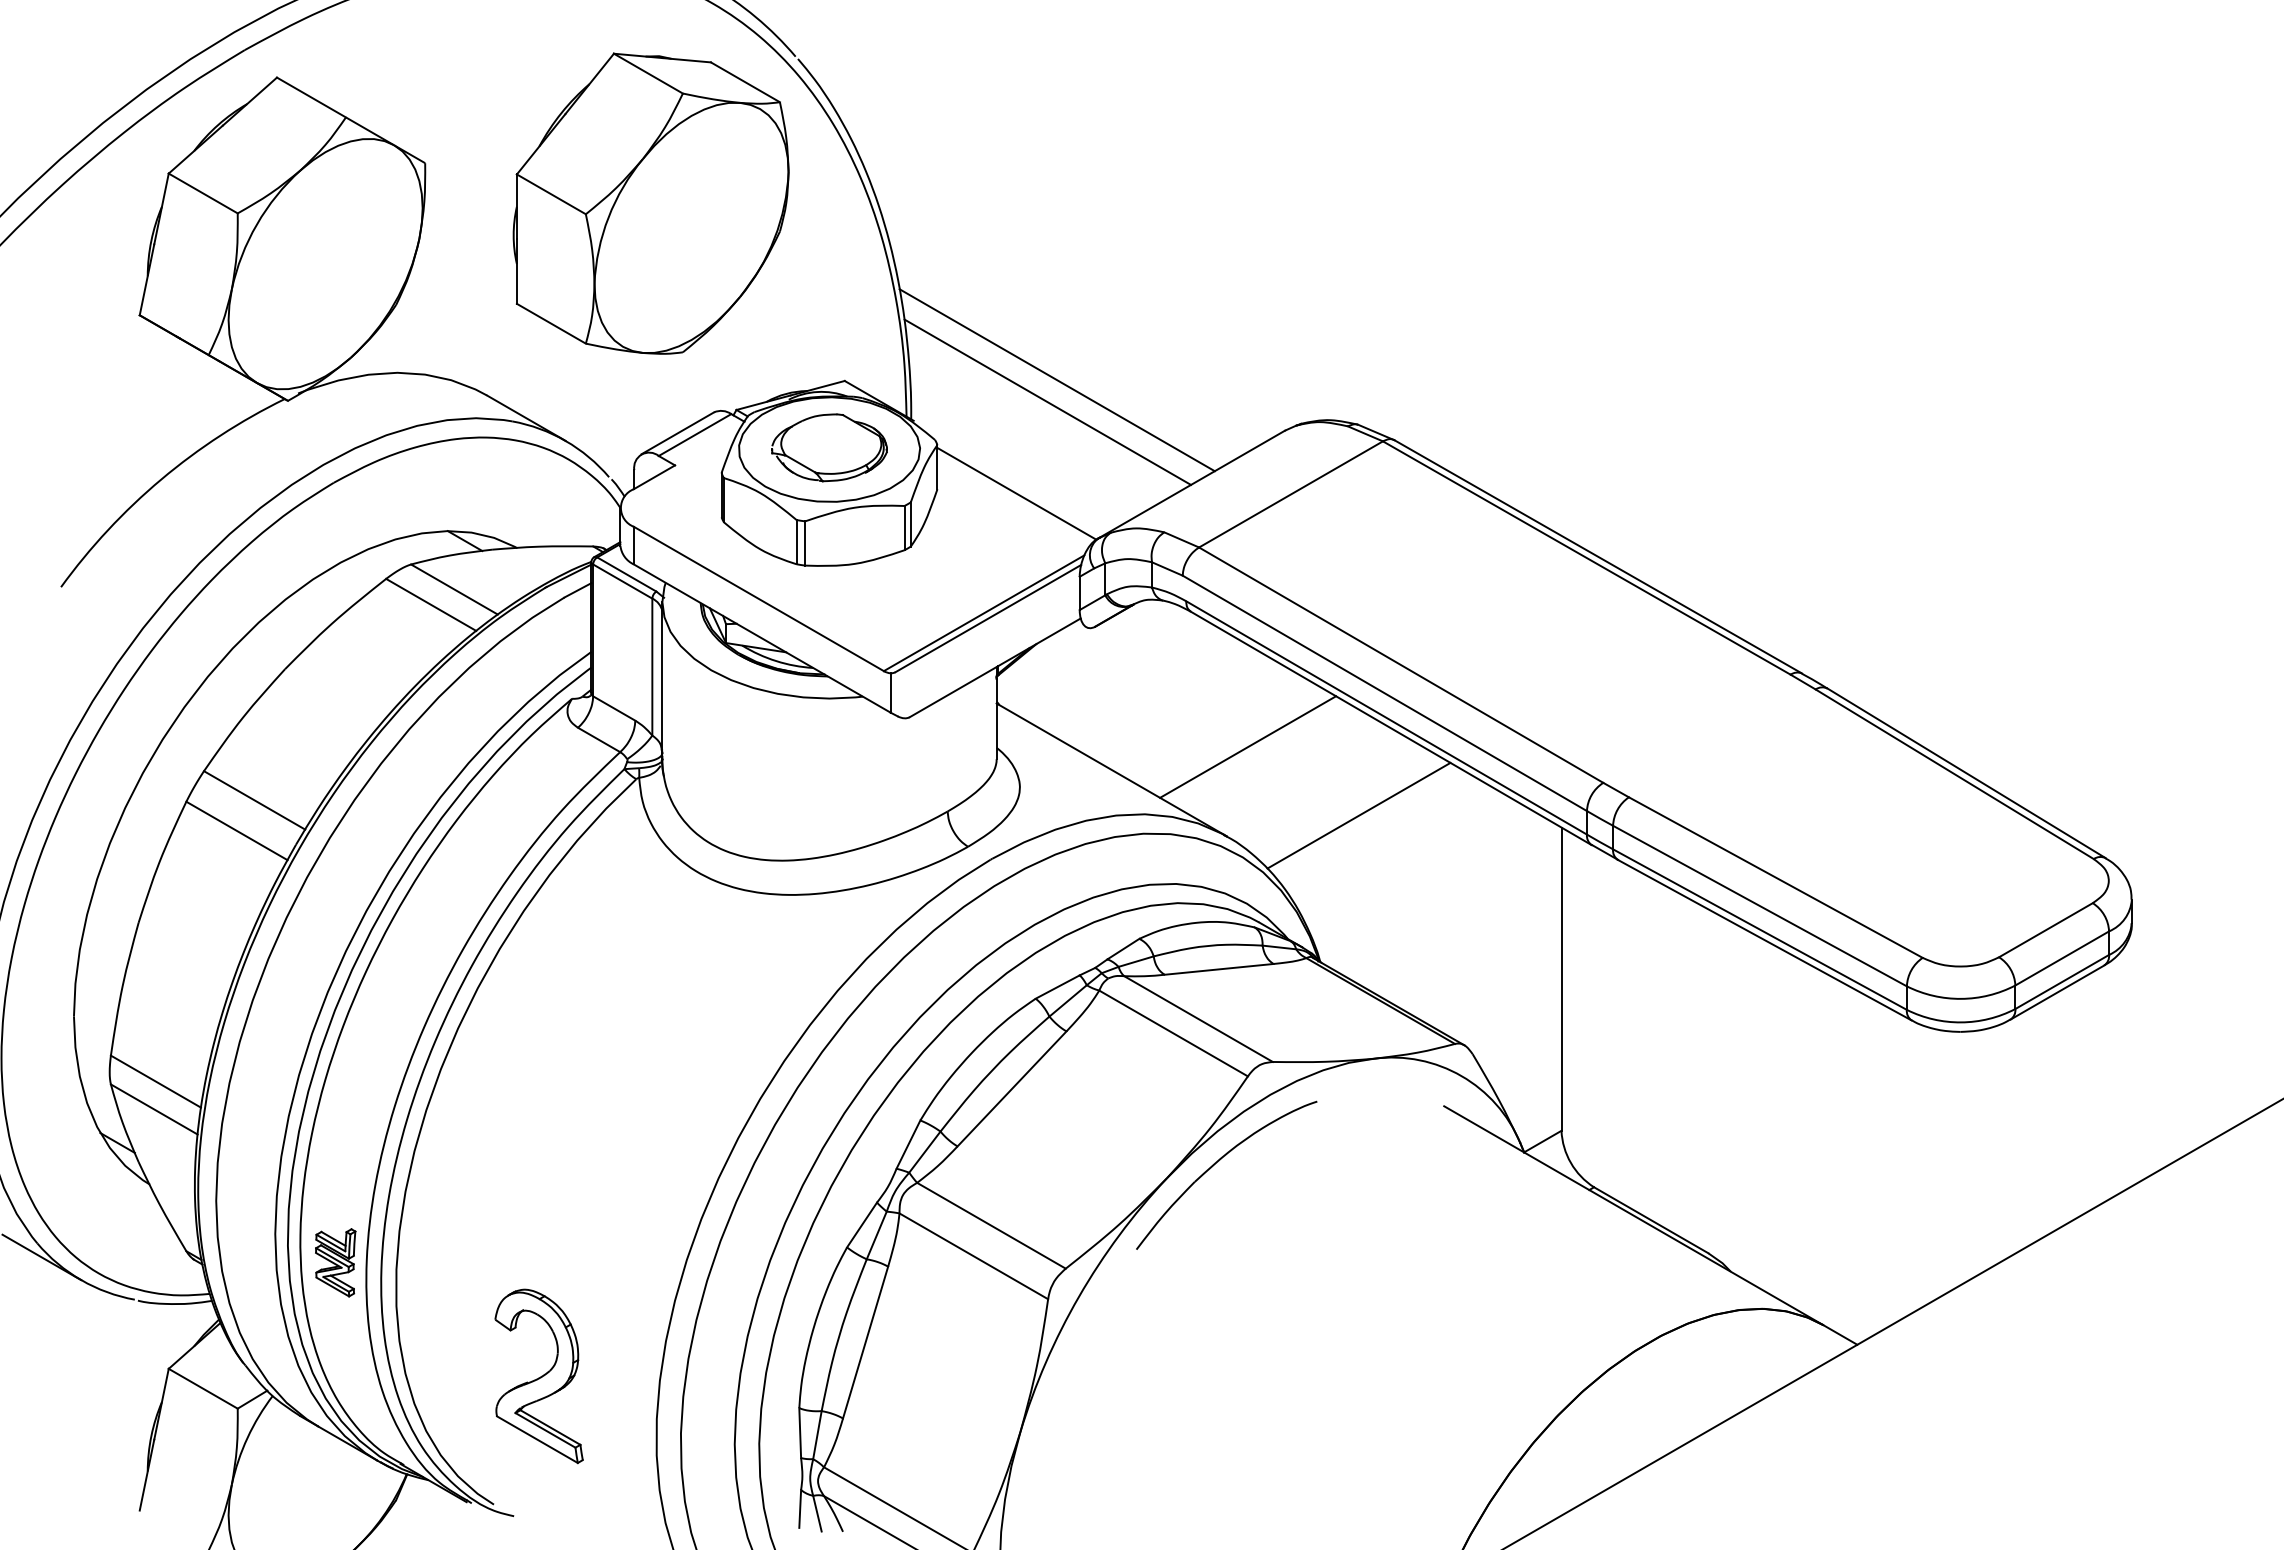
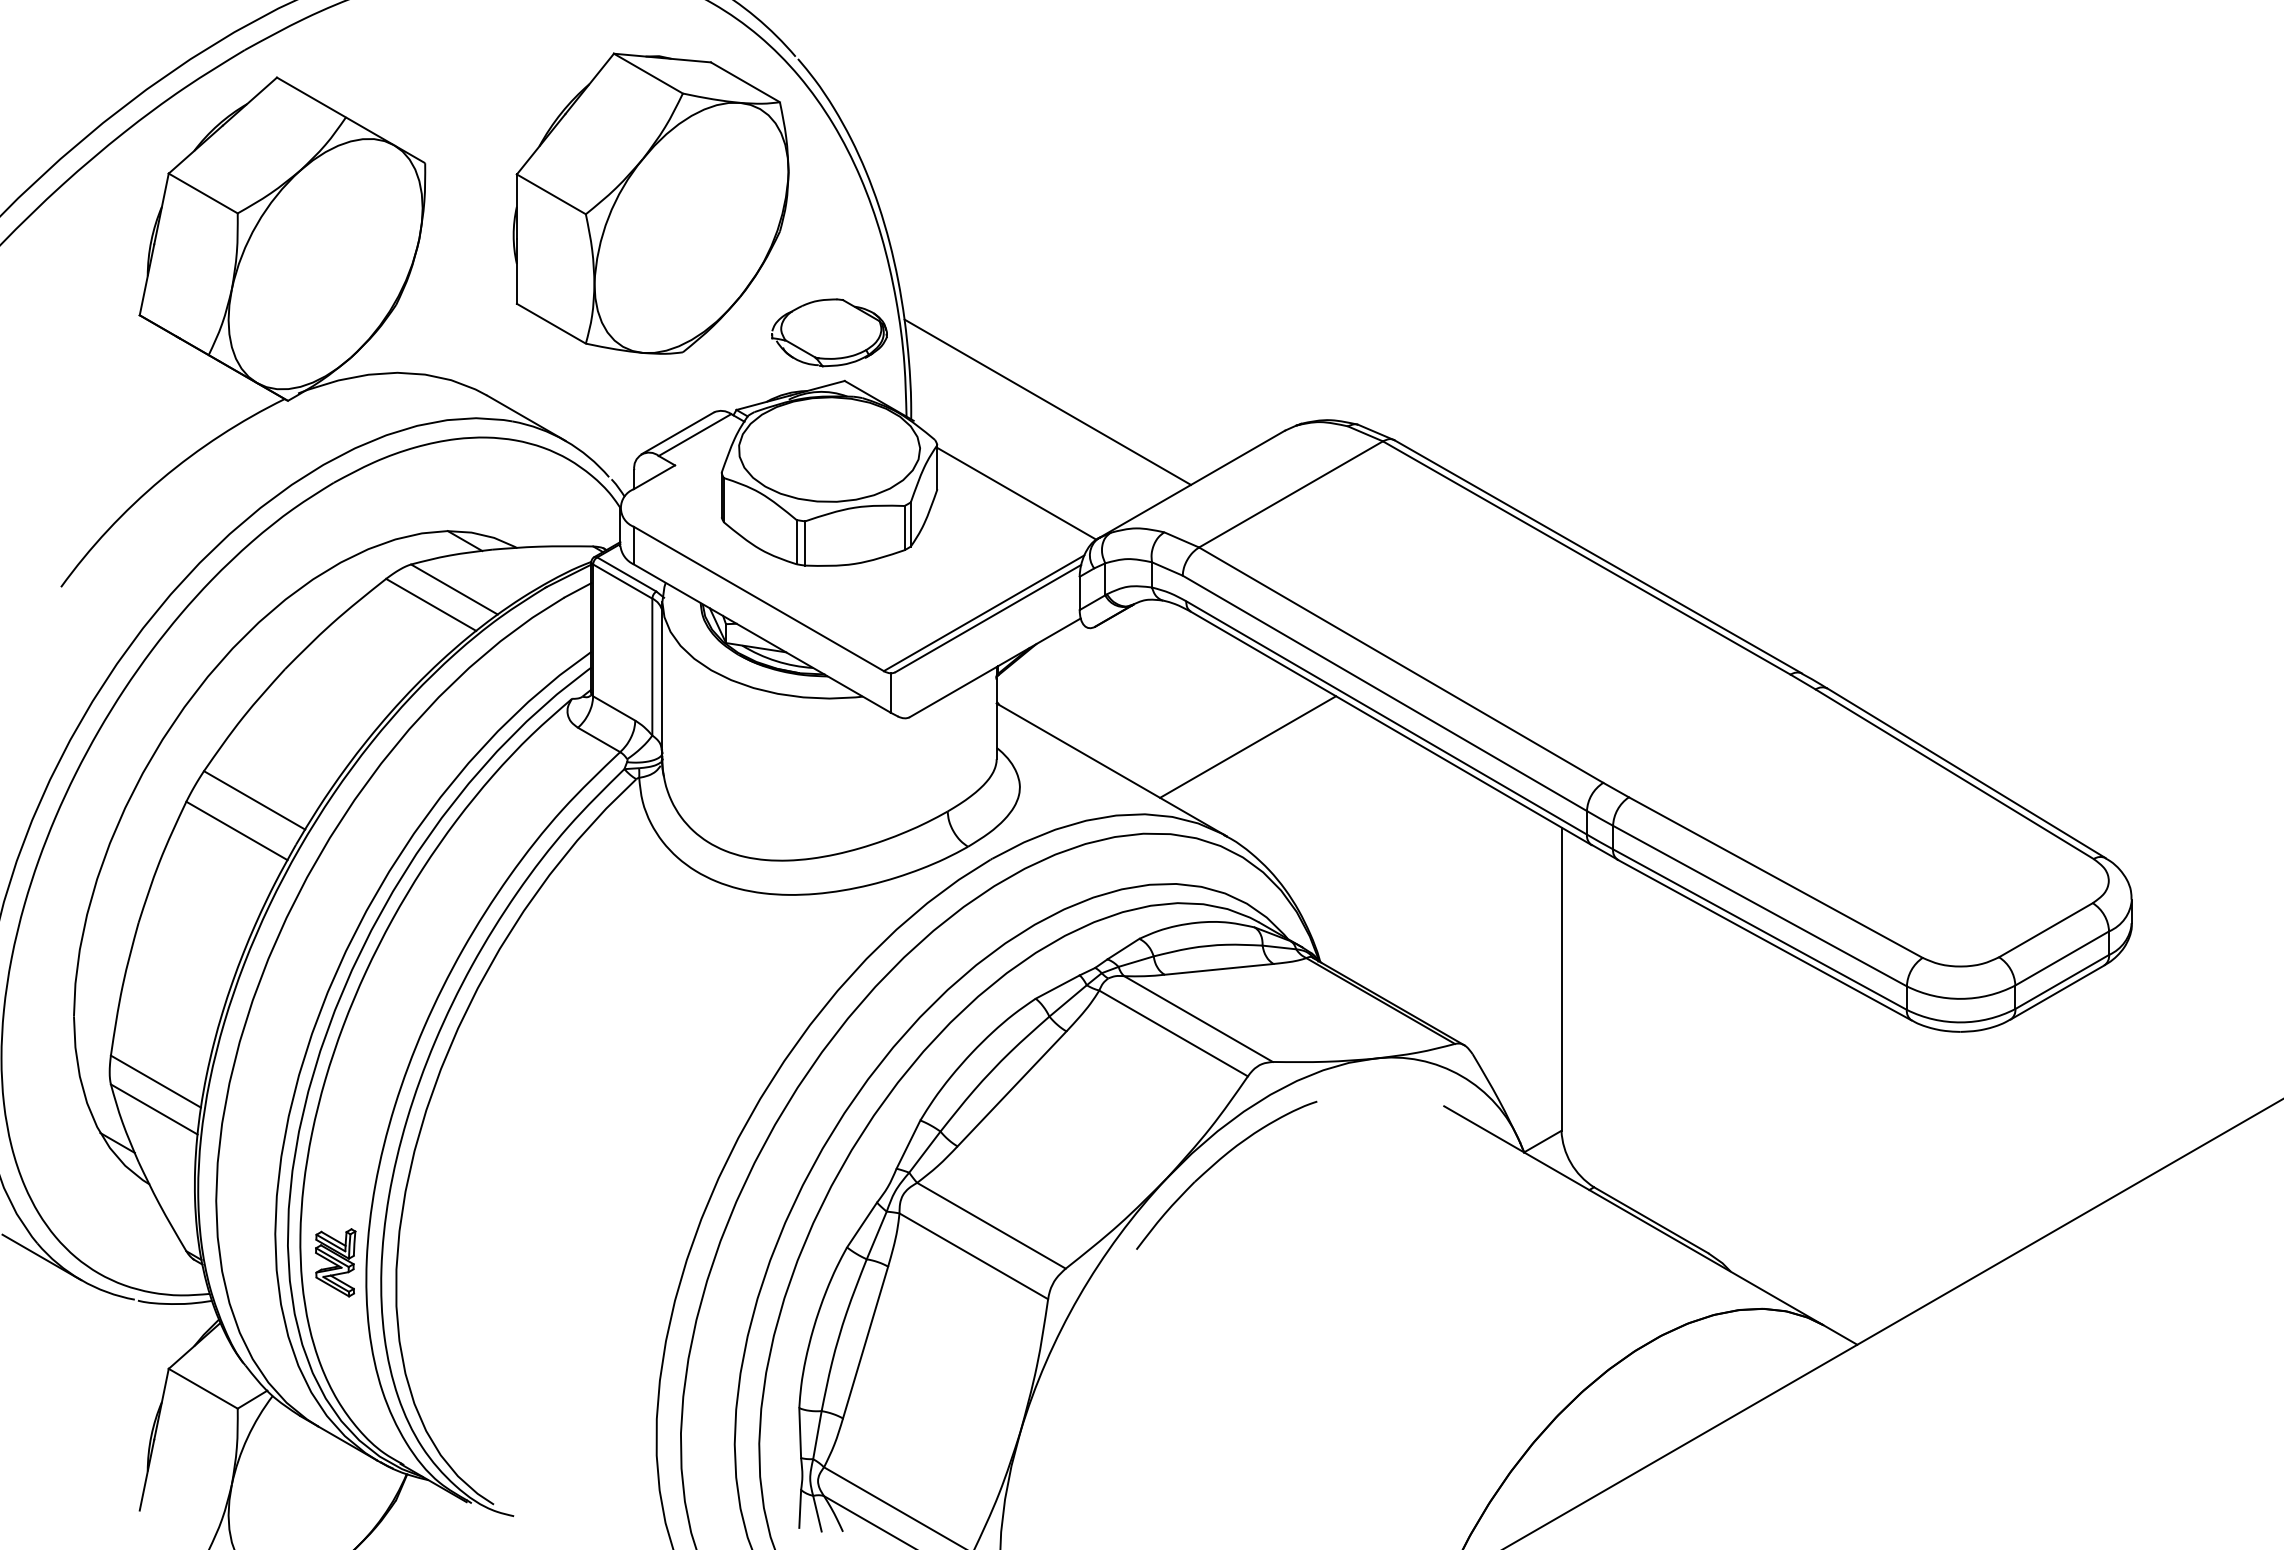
line: present -> none (1056, 380)
part position: (829, 447) -> (829, 332) (829, 332)
line: present -> none (1358, 815)
part: present -> none (538, 1376)
